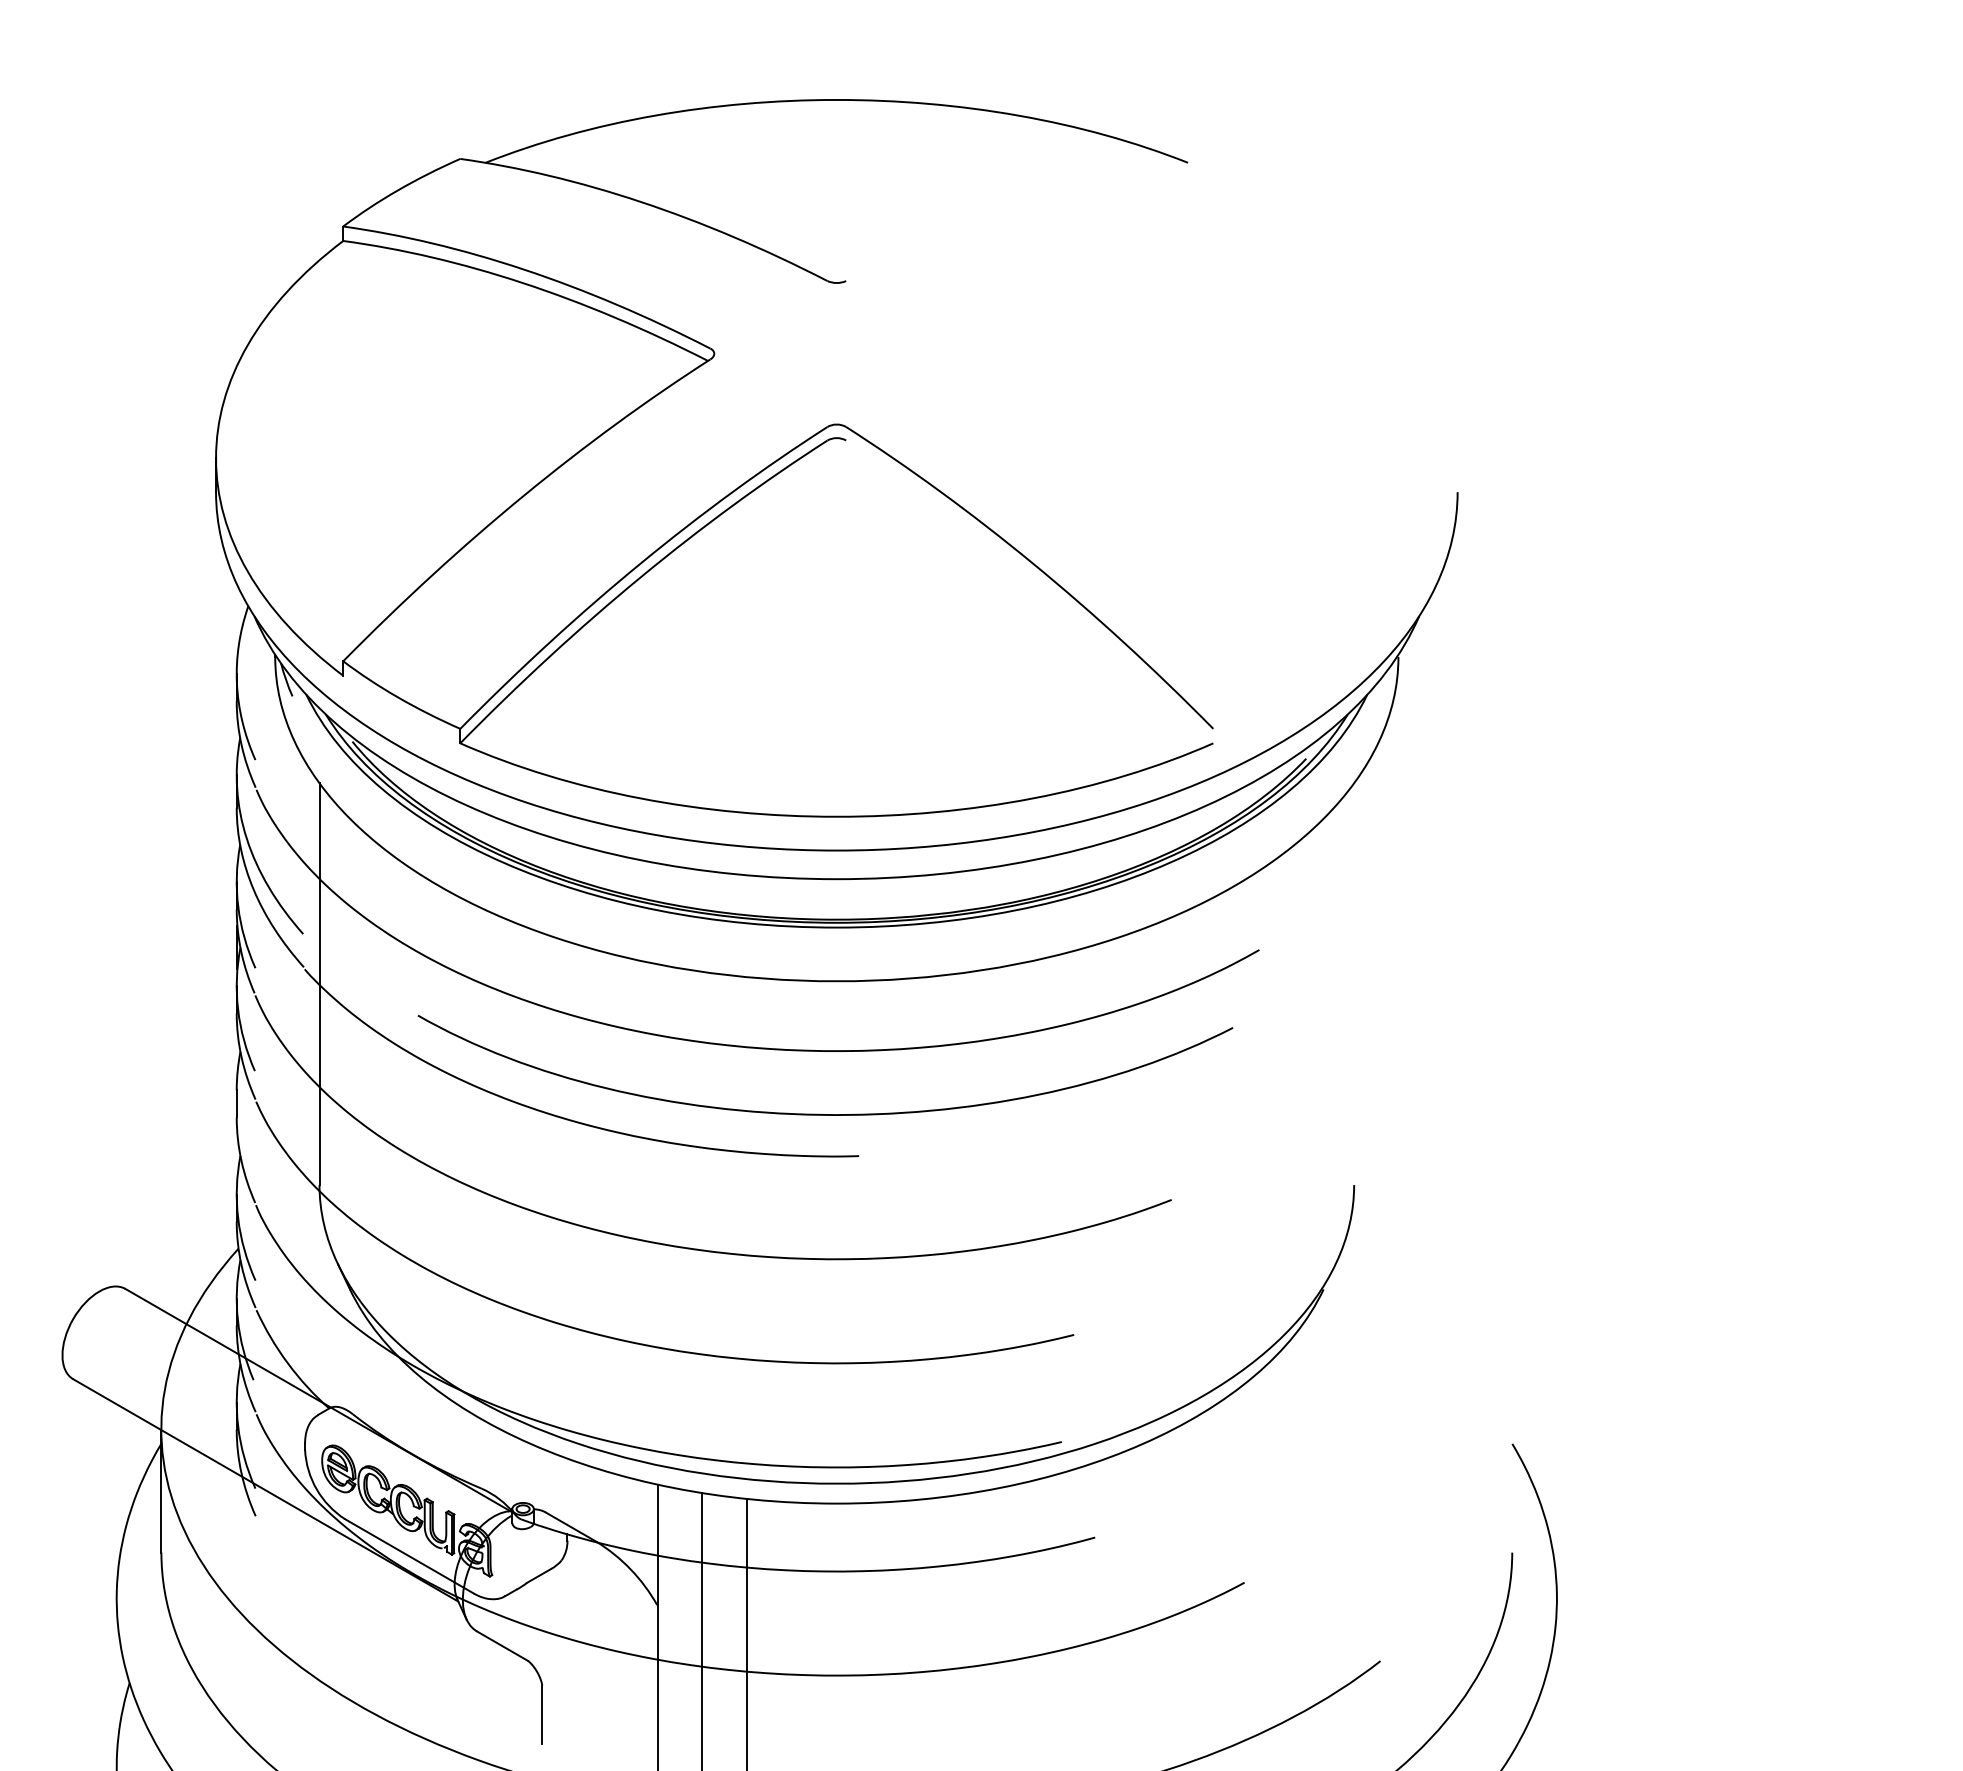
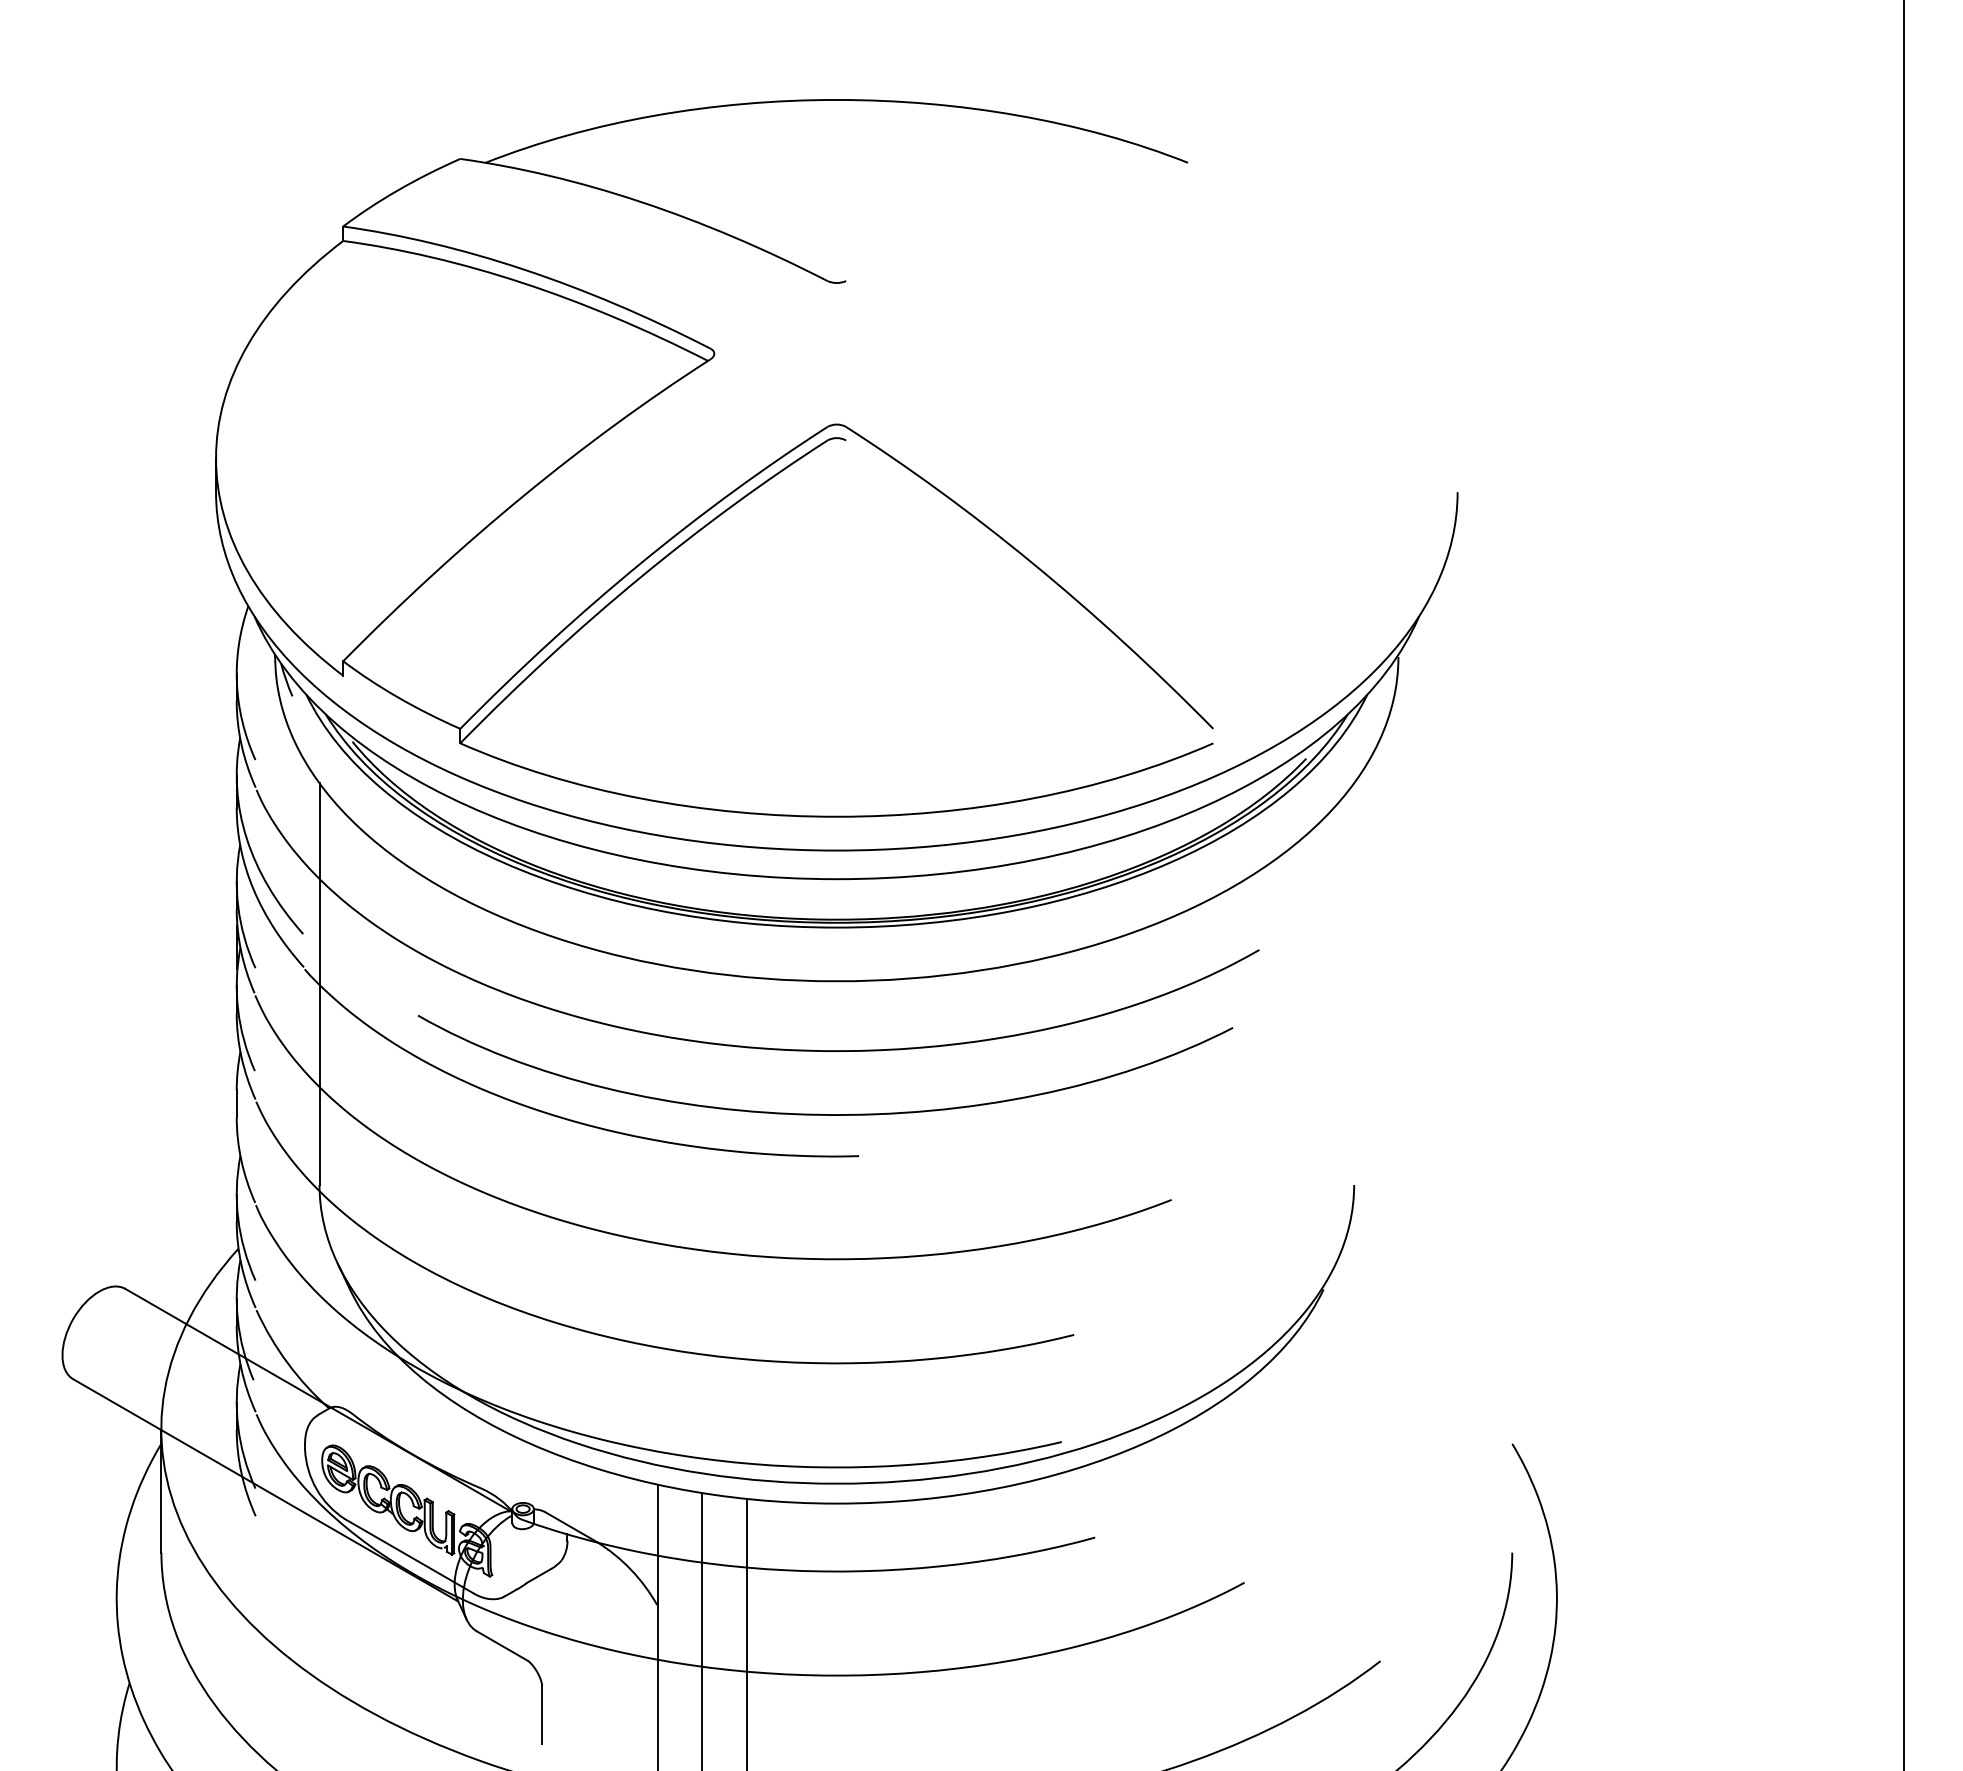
line: none -> present (1904, 884)
